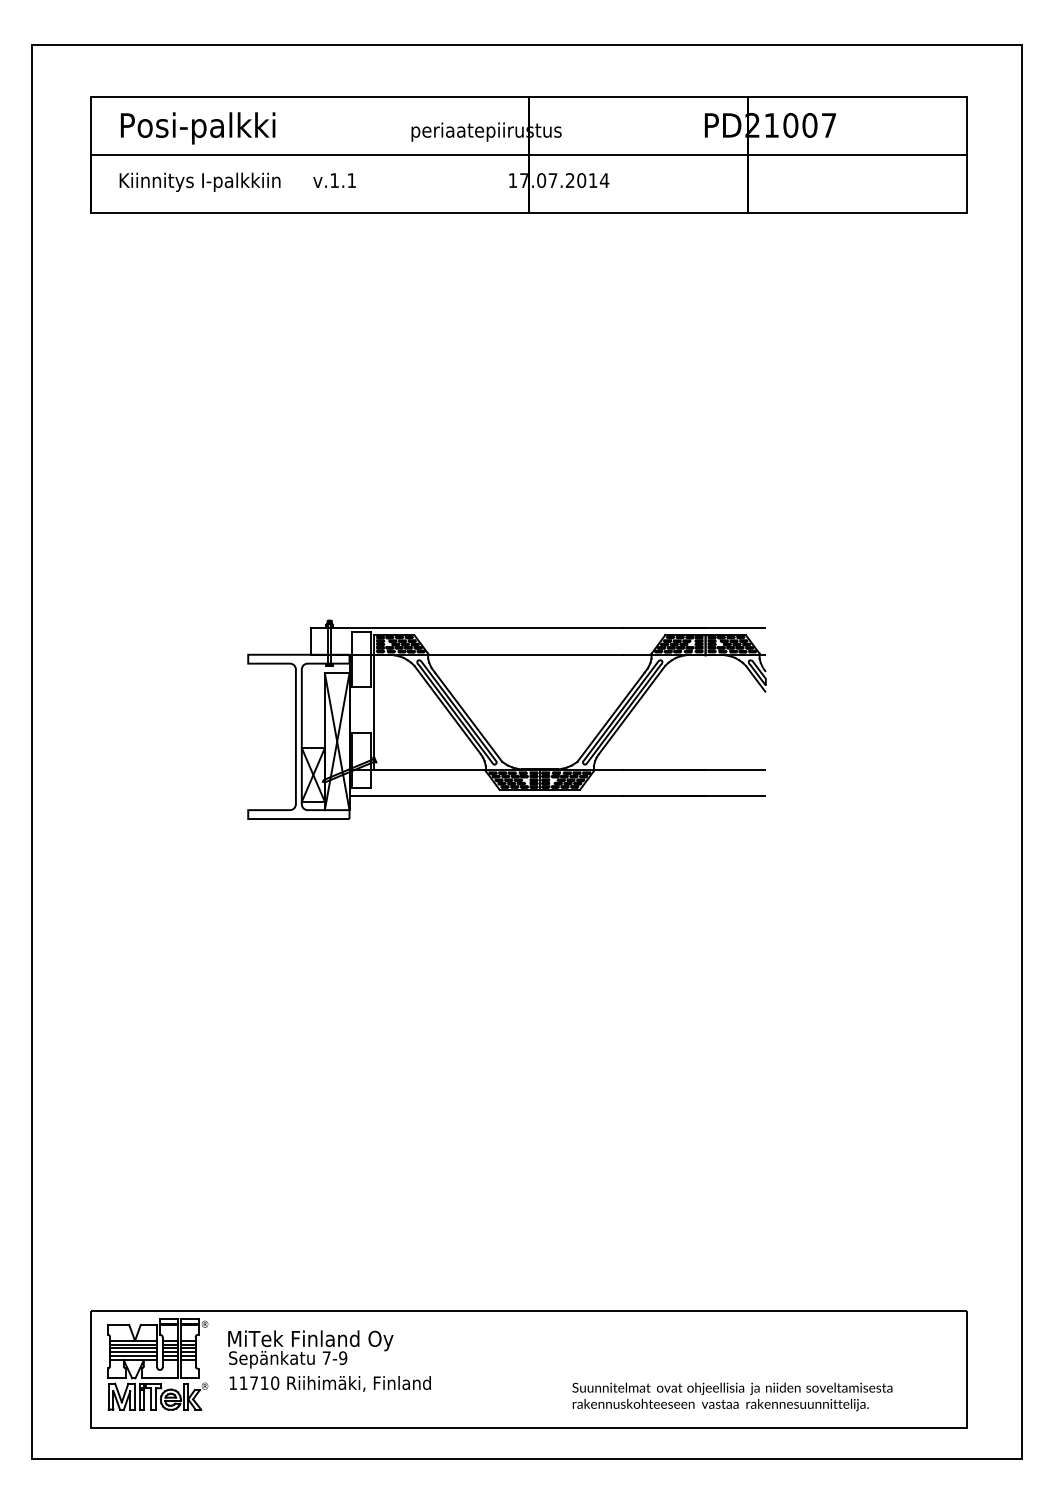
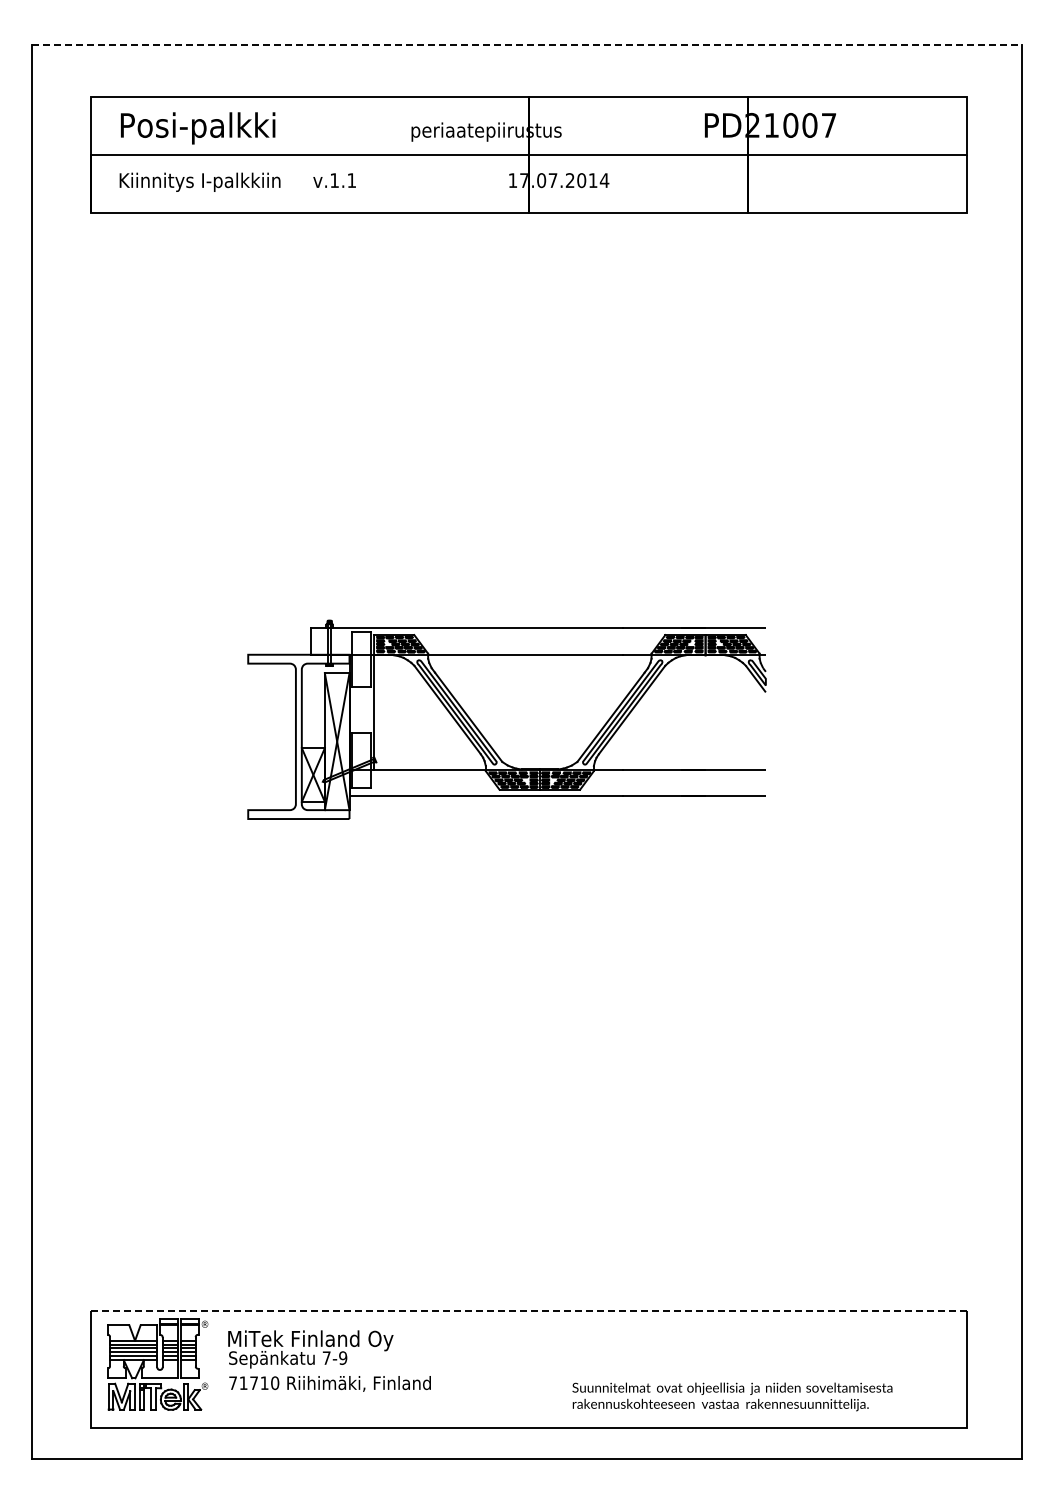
line: solid -> dashed (527, 45)
line: solid -> dashed (528, 1310)
text: 11710 -> 71710 (232, 1382)
